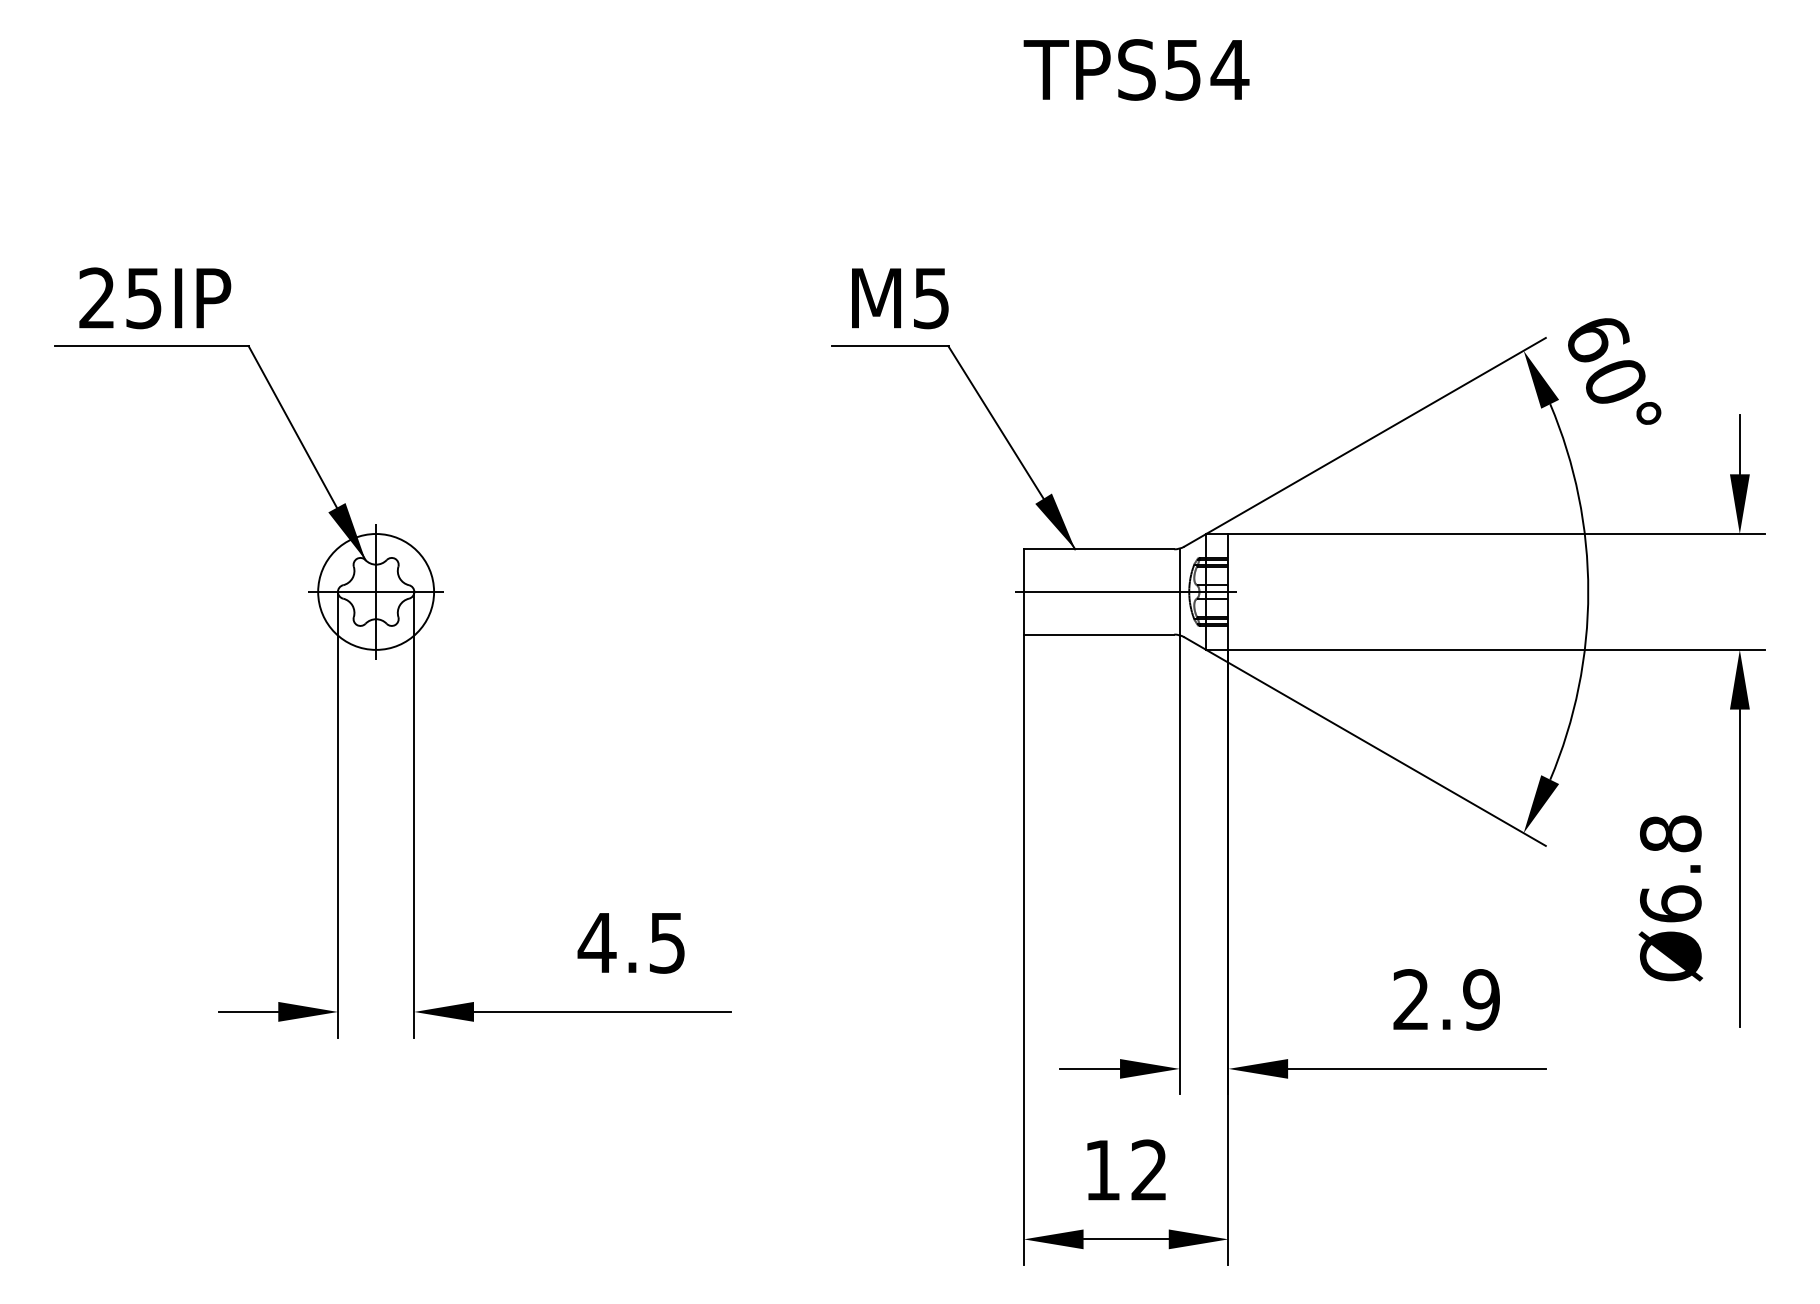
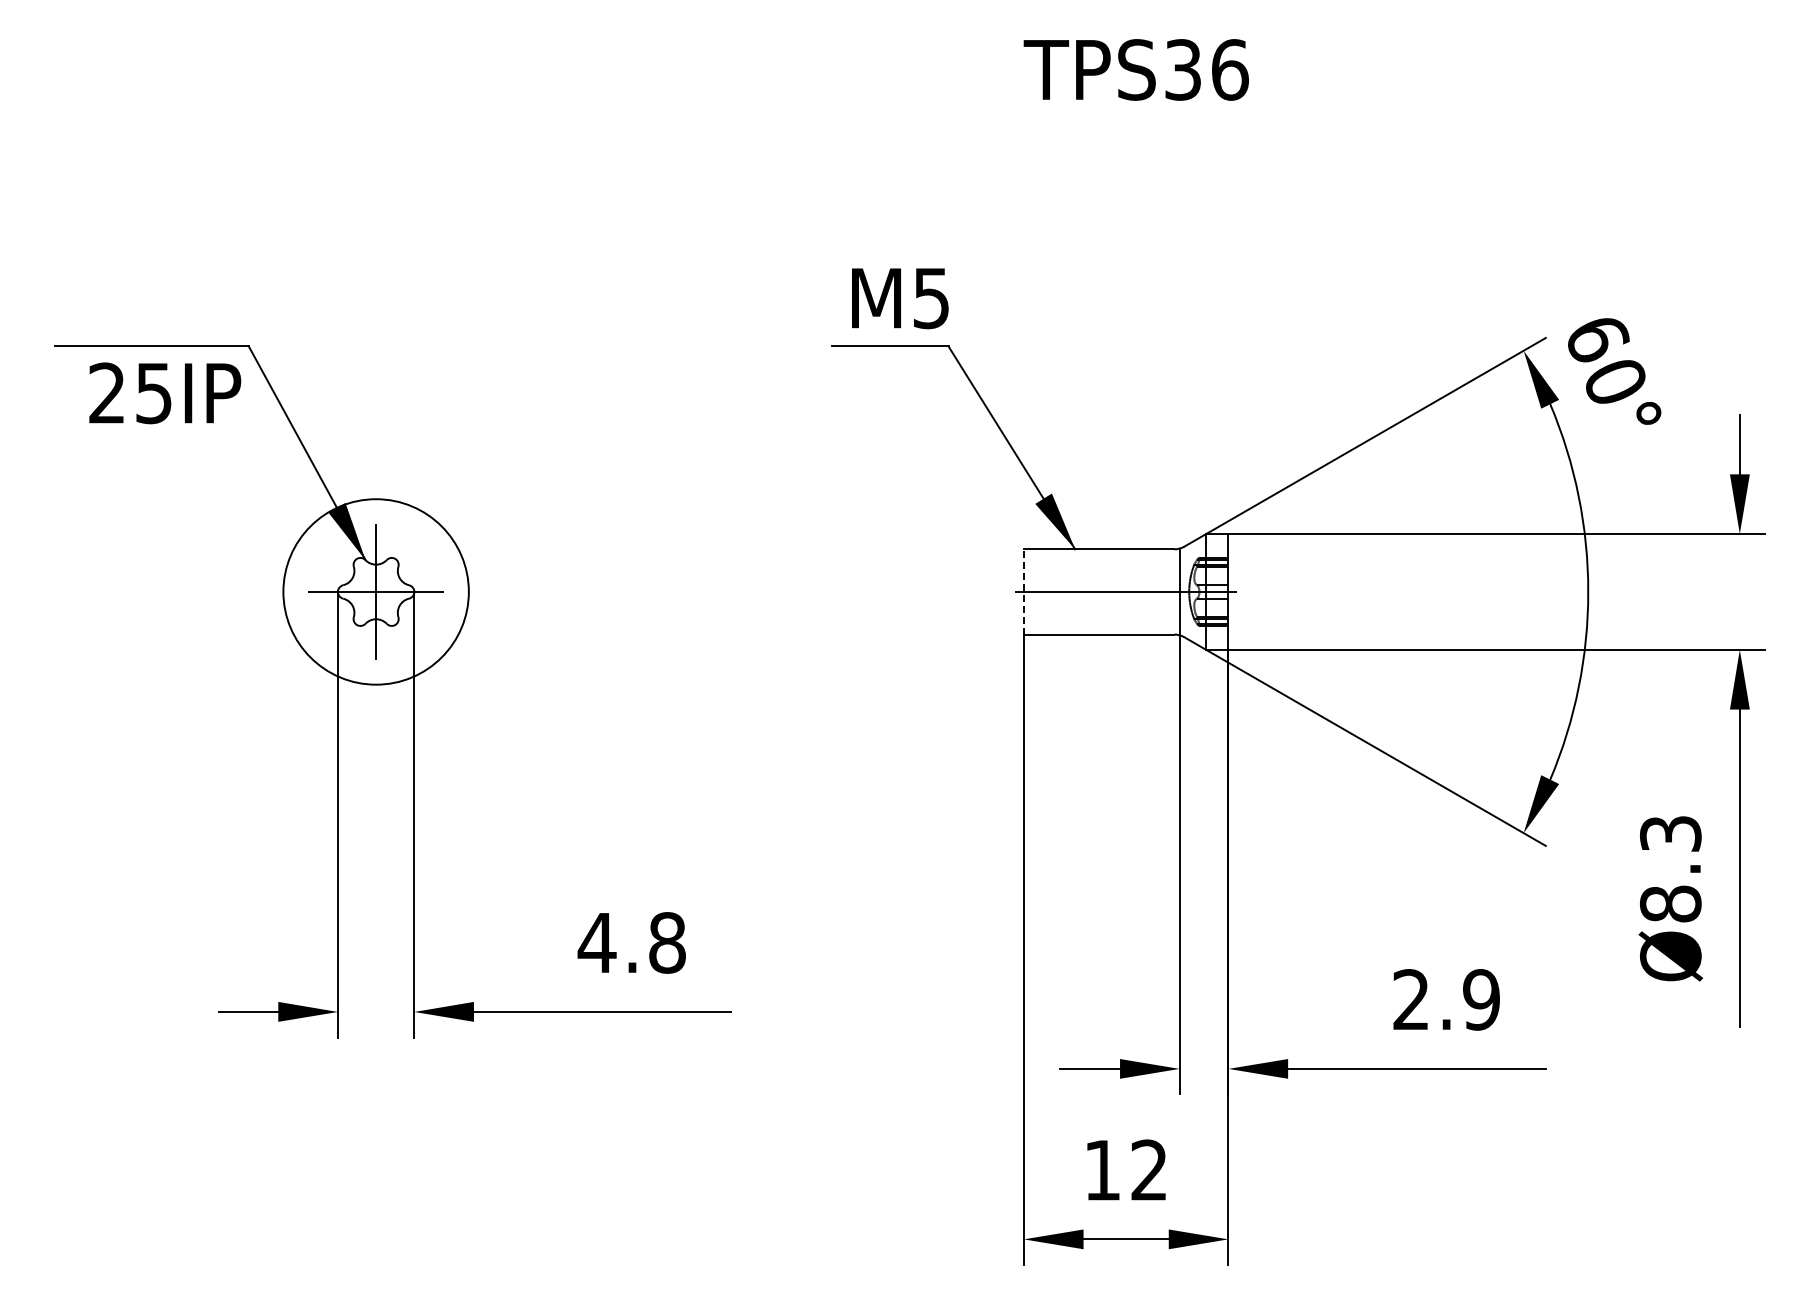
text: TPS54 -> TPS36 (1207, 69)
text position: (155, 298) -> (165, 393) (165, 393)
circle diameter: 116 px -> 185 px (375, 591)
line: solid -> dashed (1023, 591)
text: Ø6.8 -> Ø8.3 (1670, 868)
text: 4.5 -> 4.8 (667, 942)
